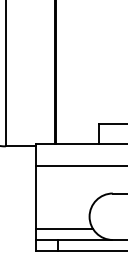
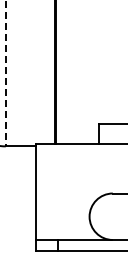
line: solid -> dashed (5, 73)
line: present -> none (80, 165)
line: present -> none (64, 229)
